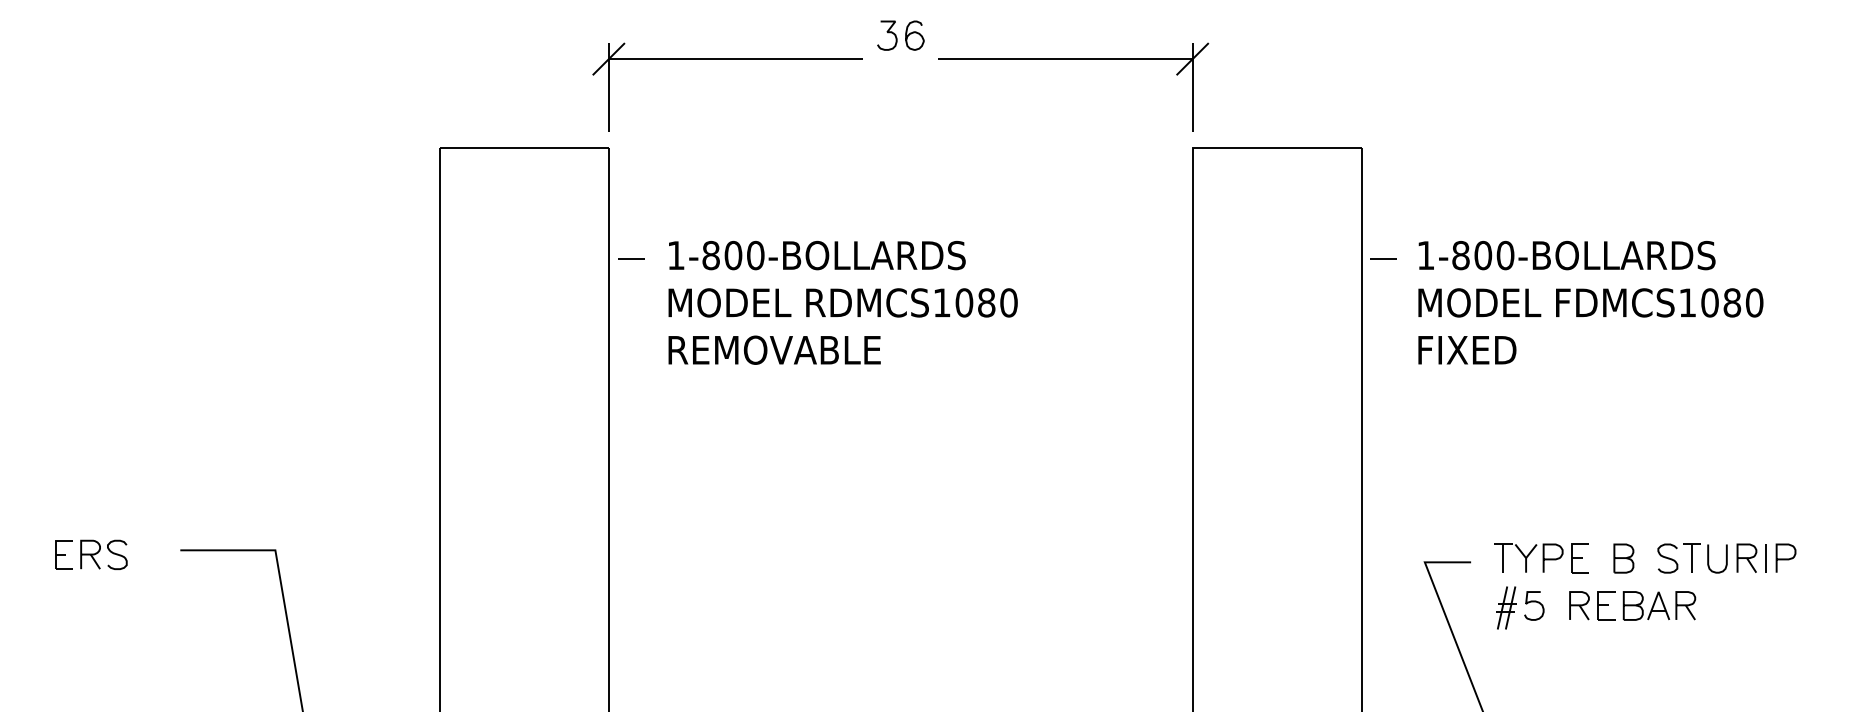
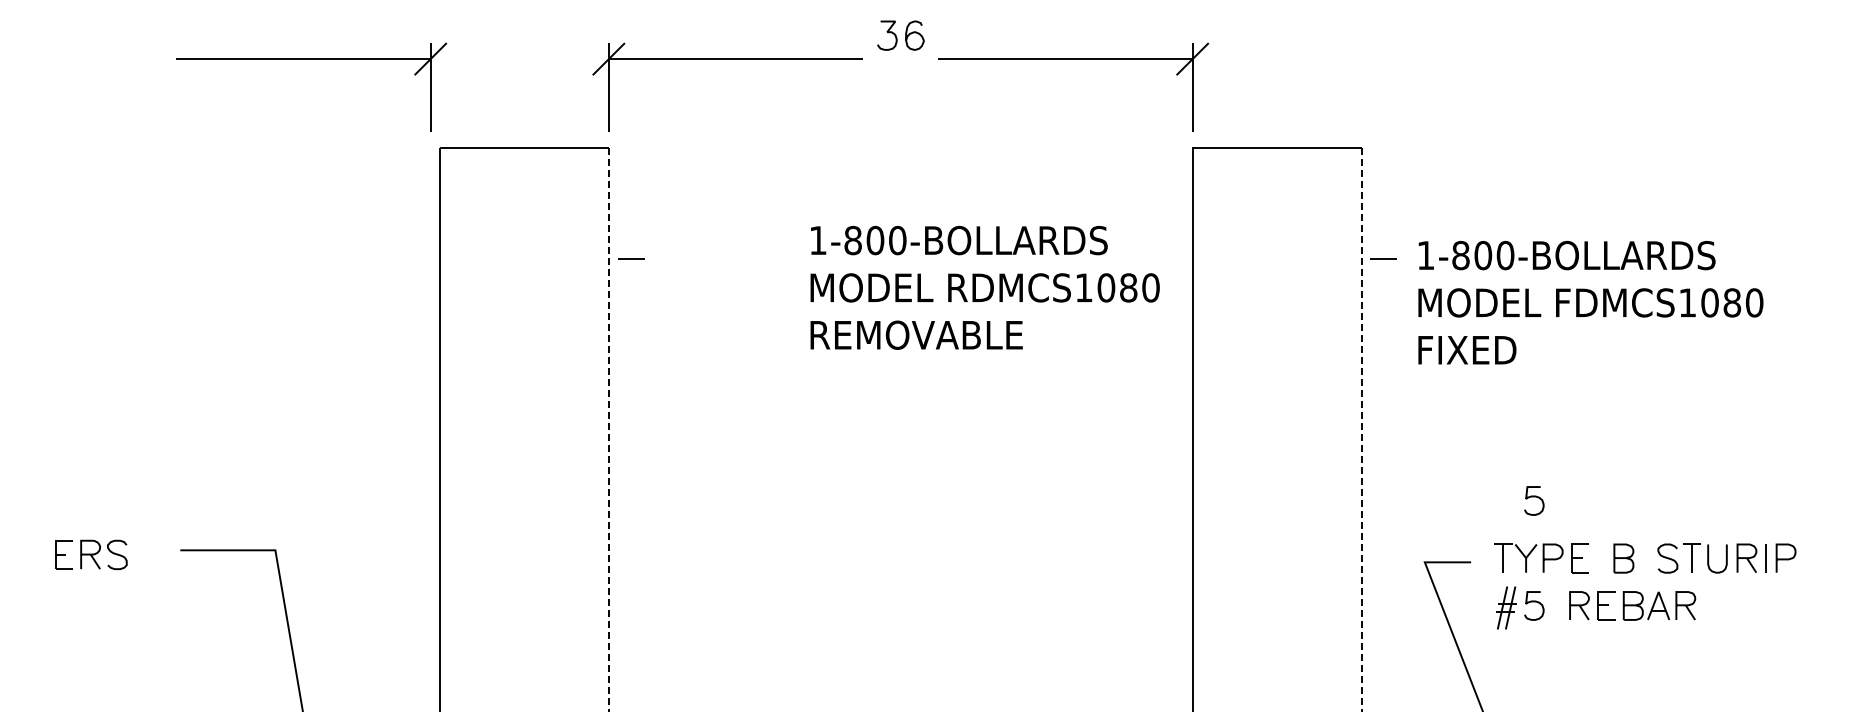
part: none -> present (311, 59)
text position: (842, 302) -> (984, 287) (984, 287)
line: solid -> dashed (608, 429)
line: solid -> dashed (1361, 429)
curve: none -> present (1534, 497)
